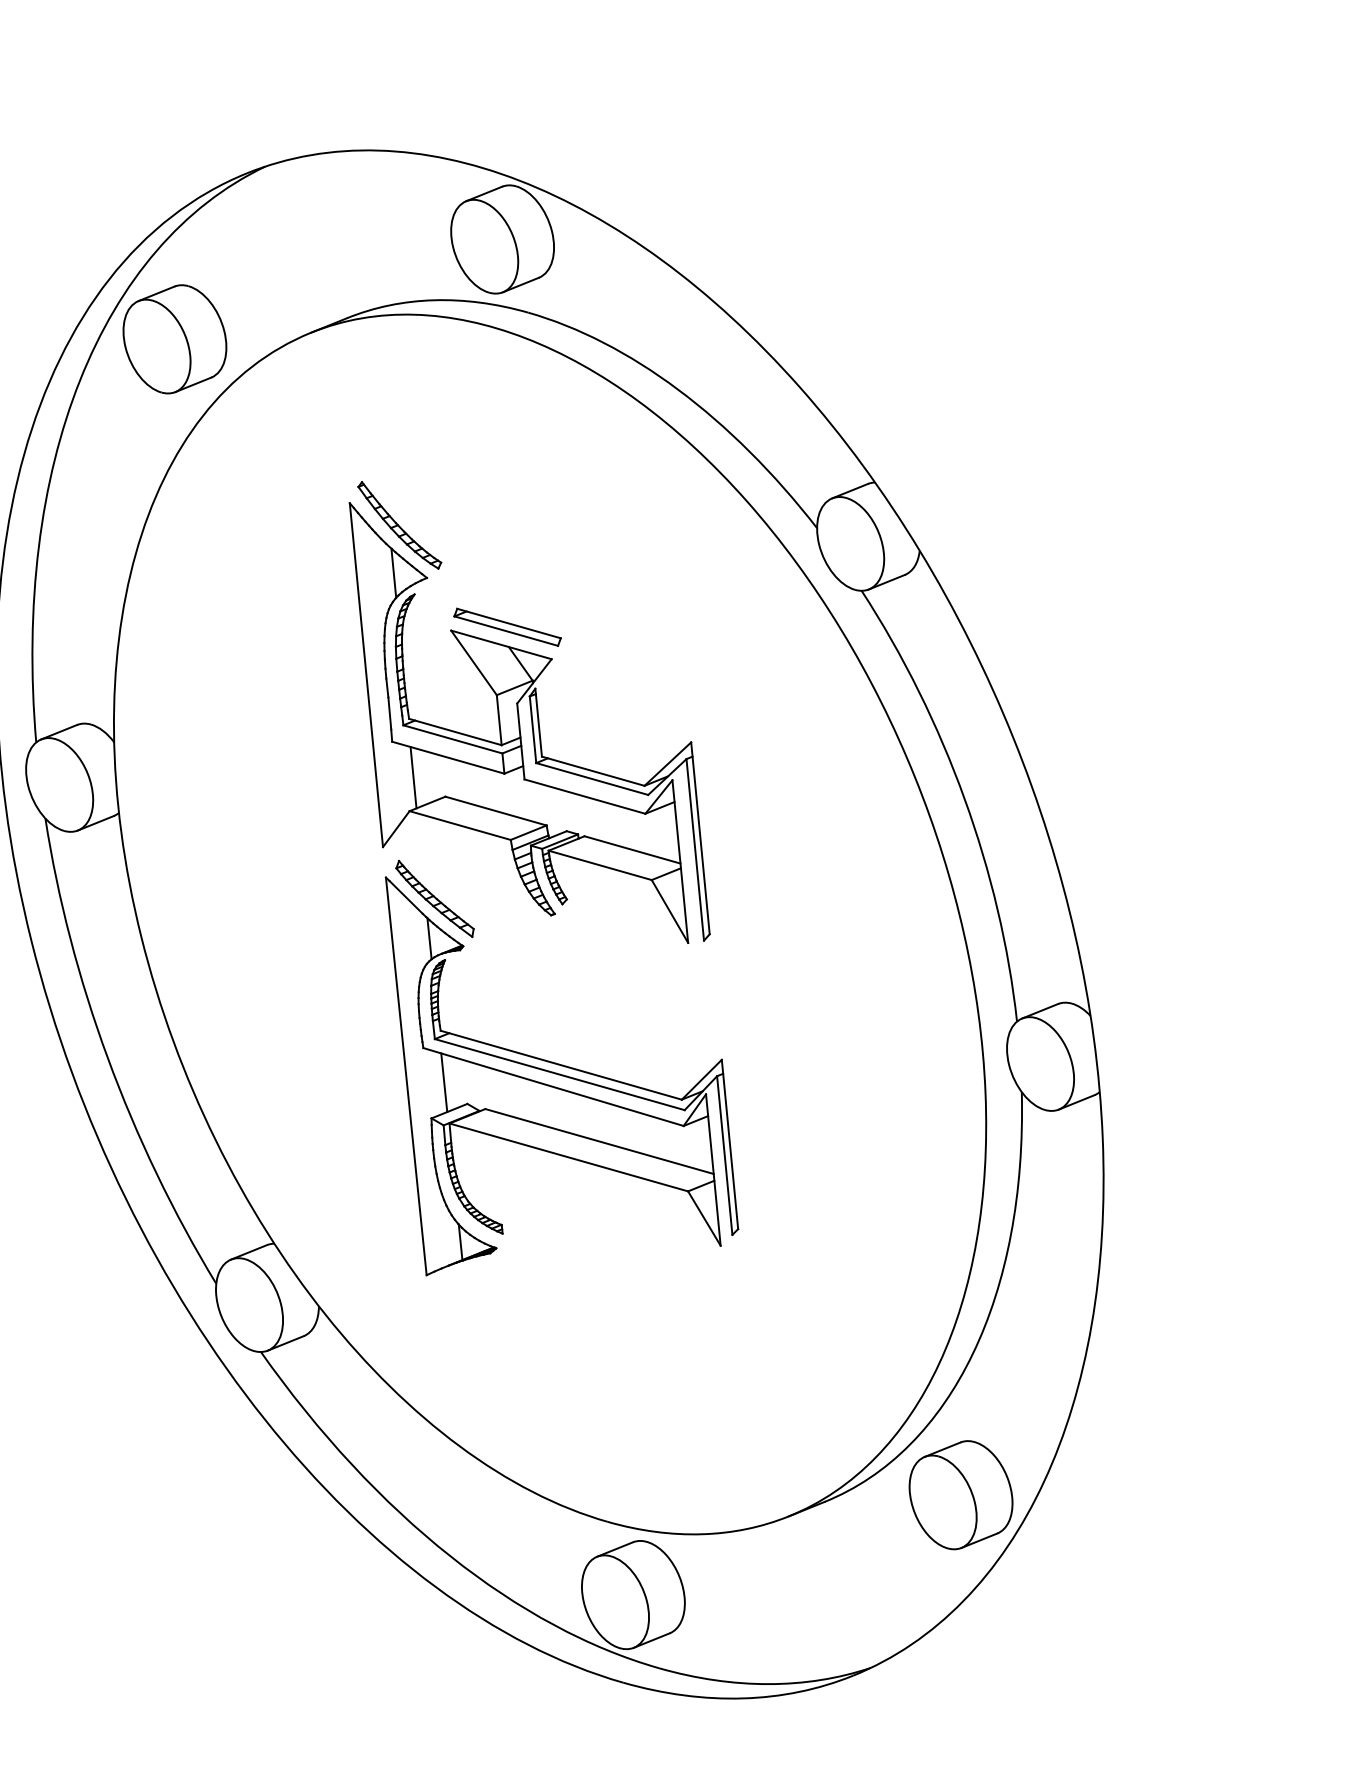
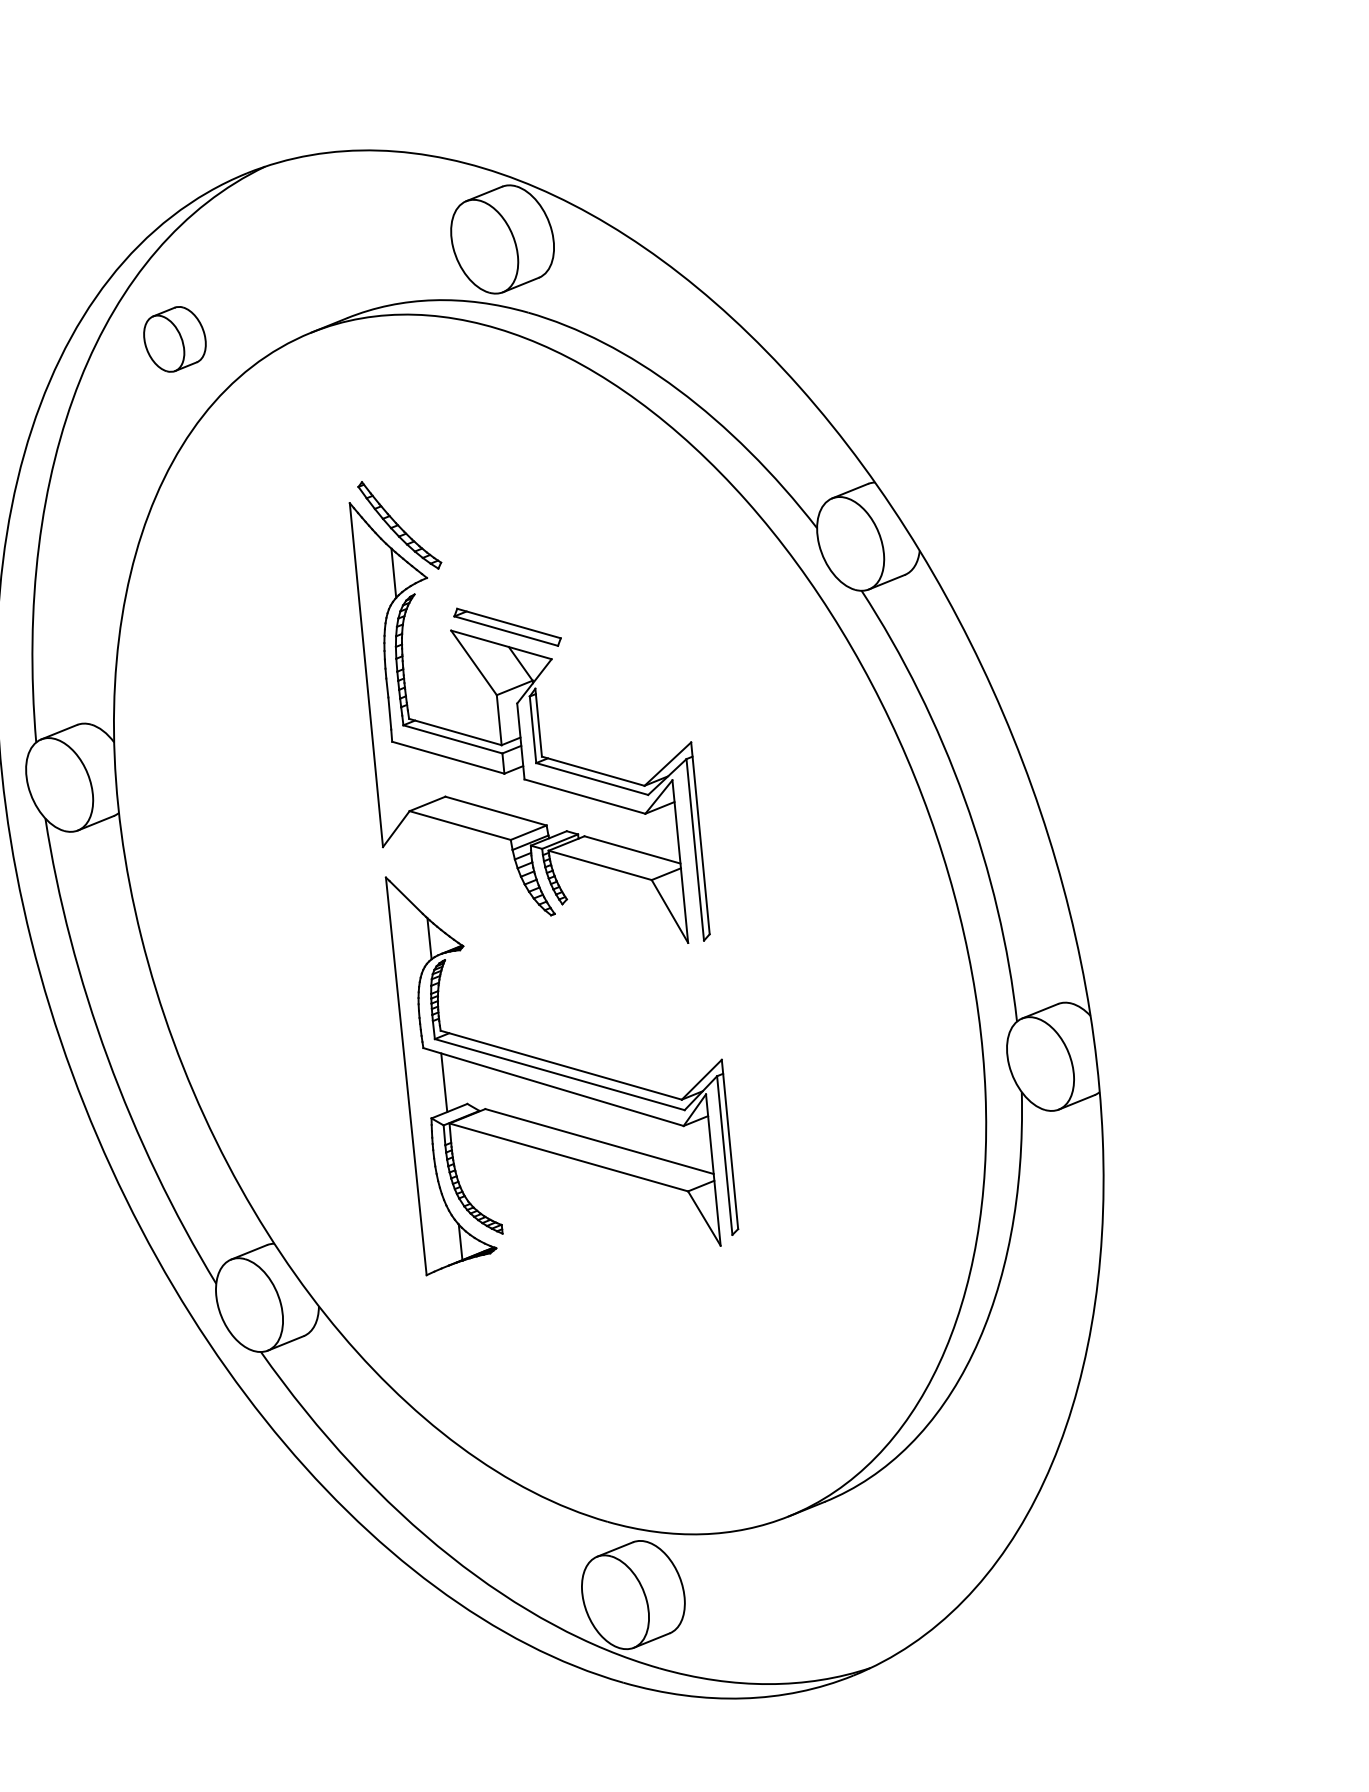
part size: 106x111 px -> 64x67 px (174, 339)
line: present -> none (413, 777)
part: present -> none (434, 898)
part: present -> none (960, 1495)
